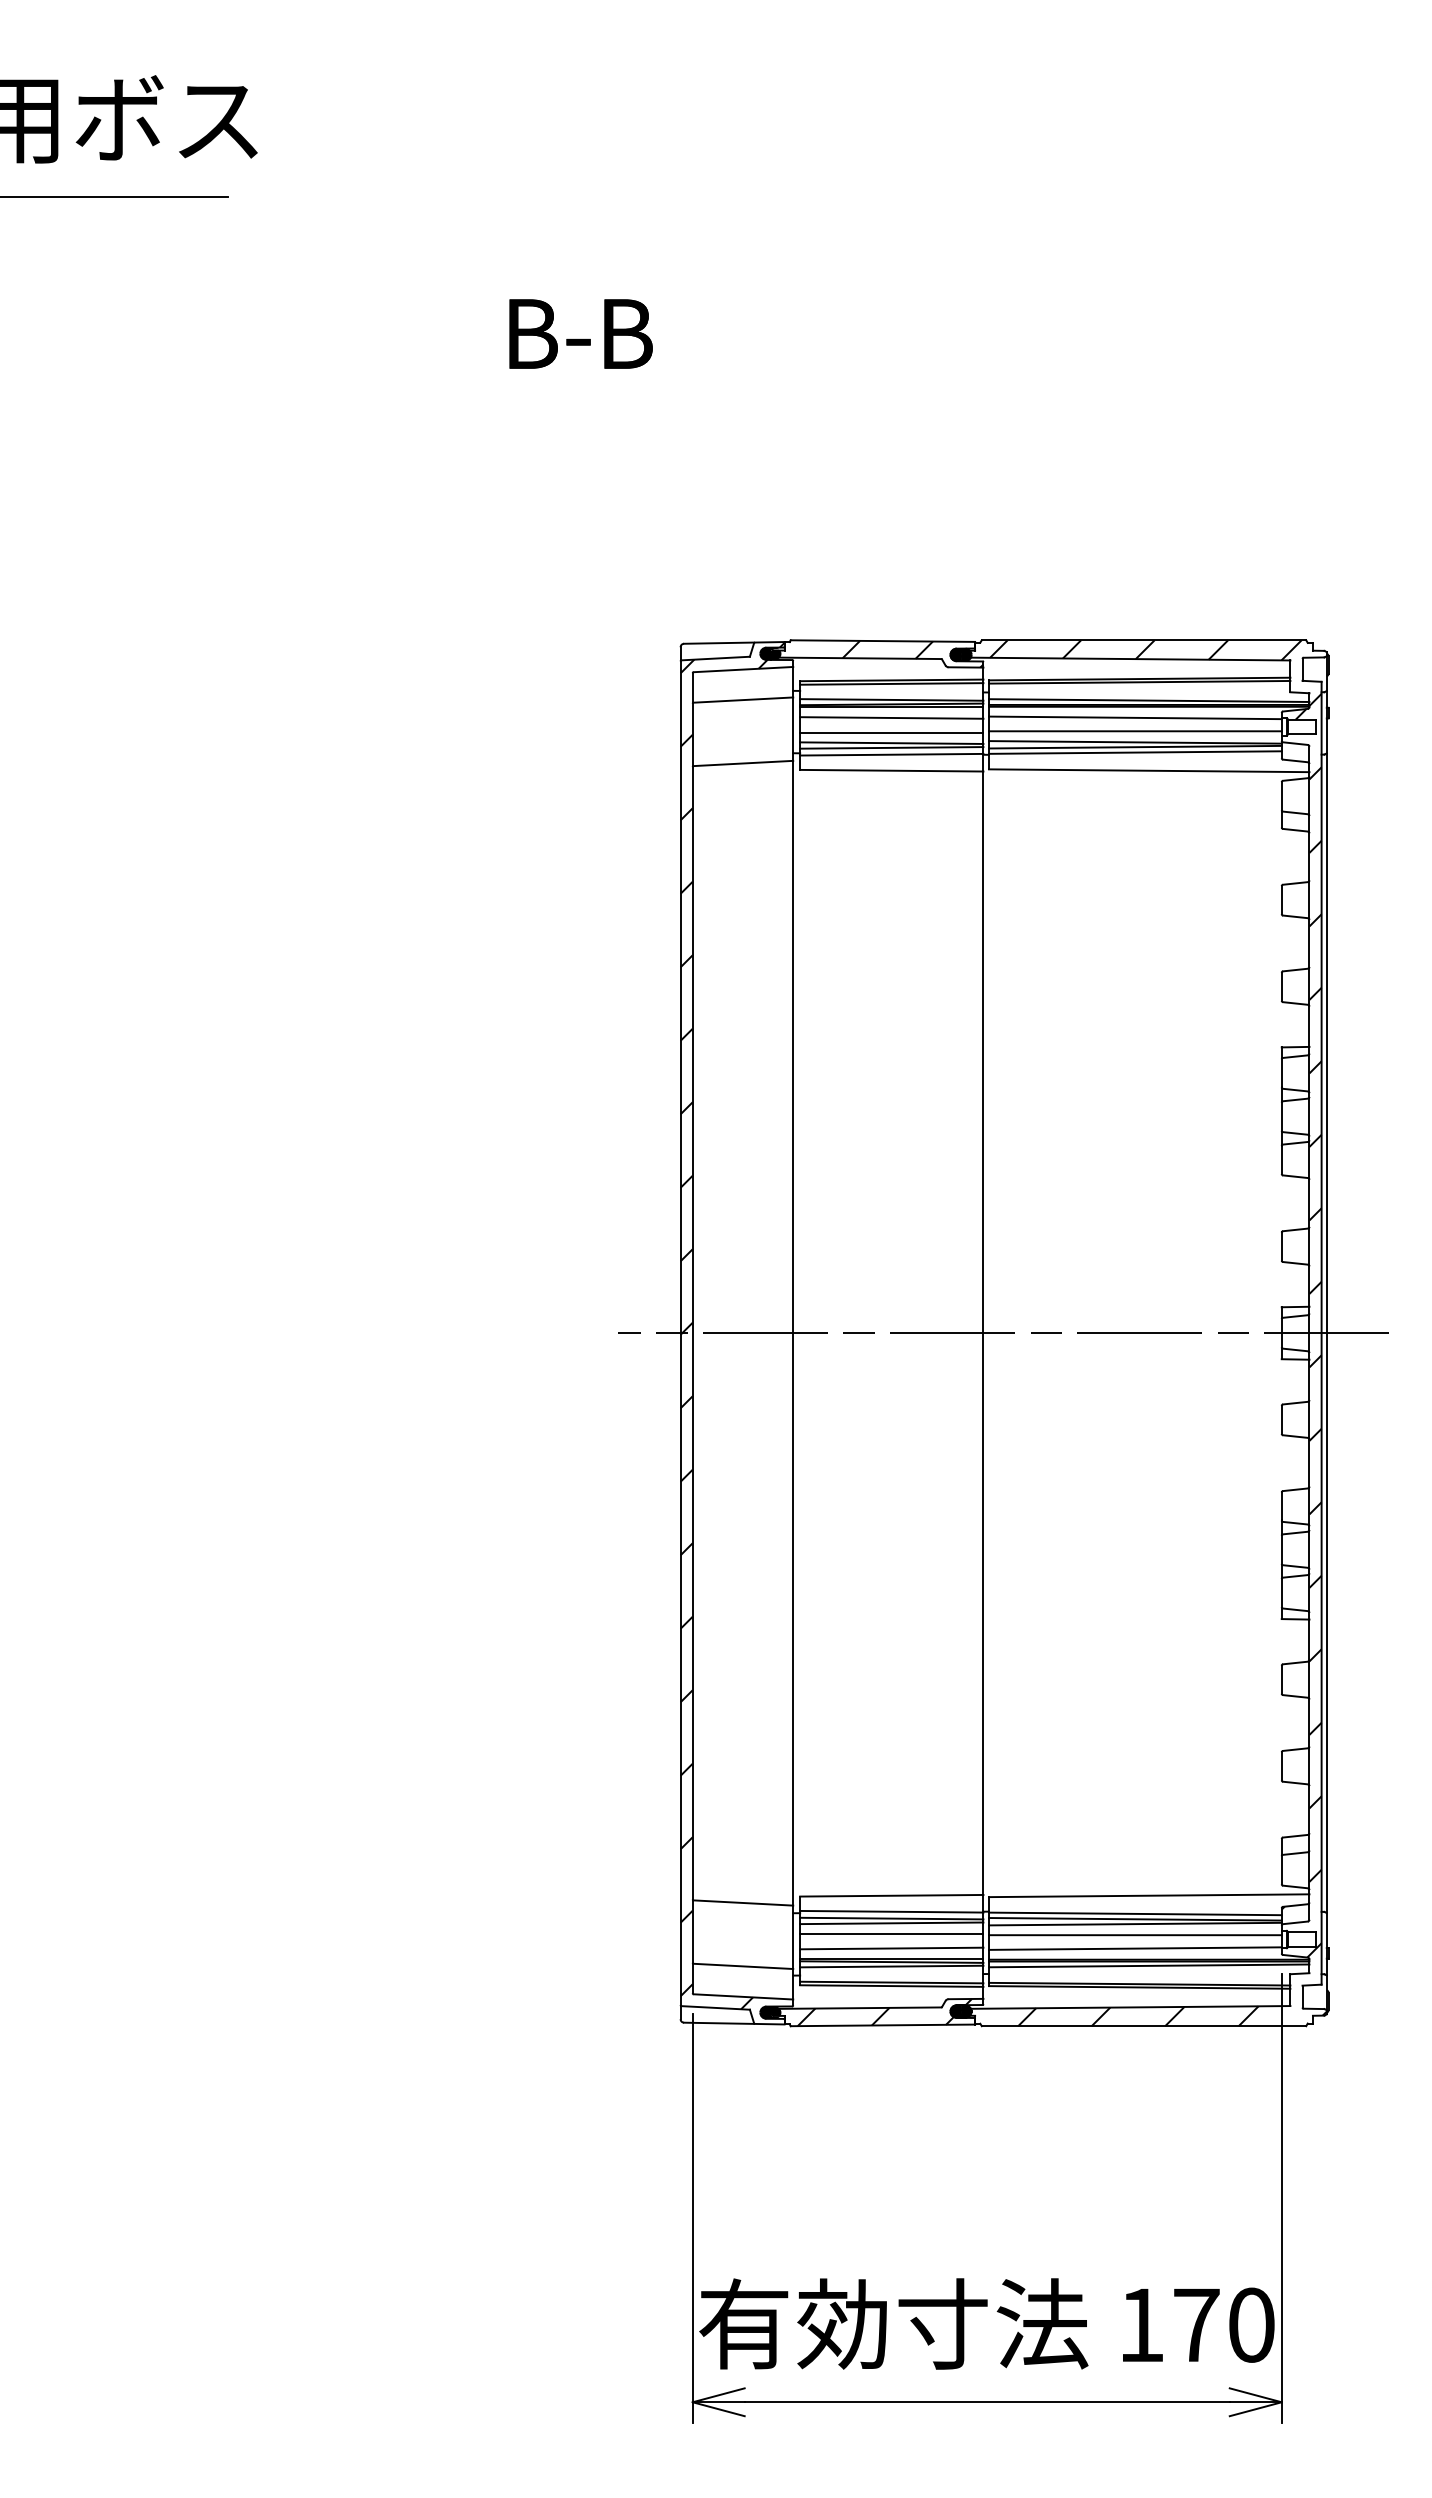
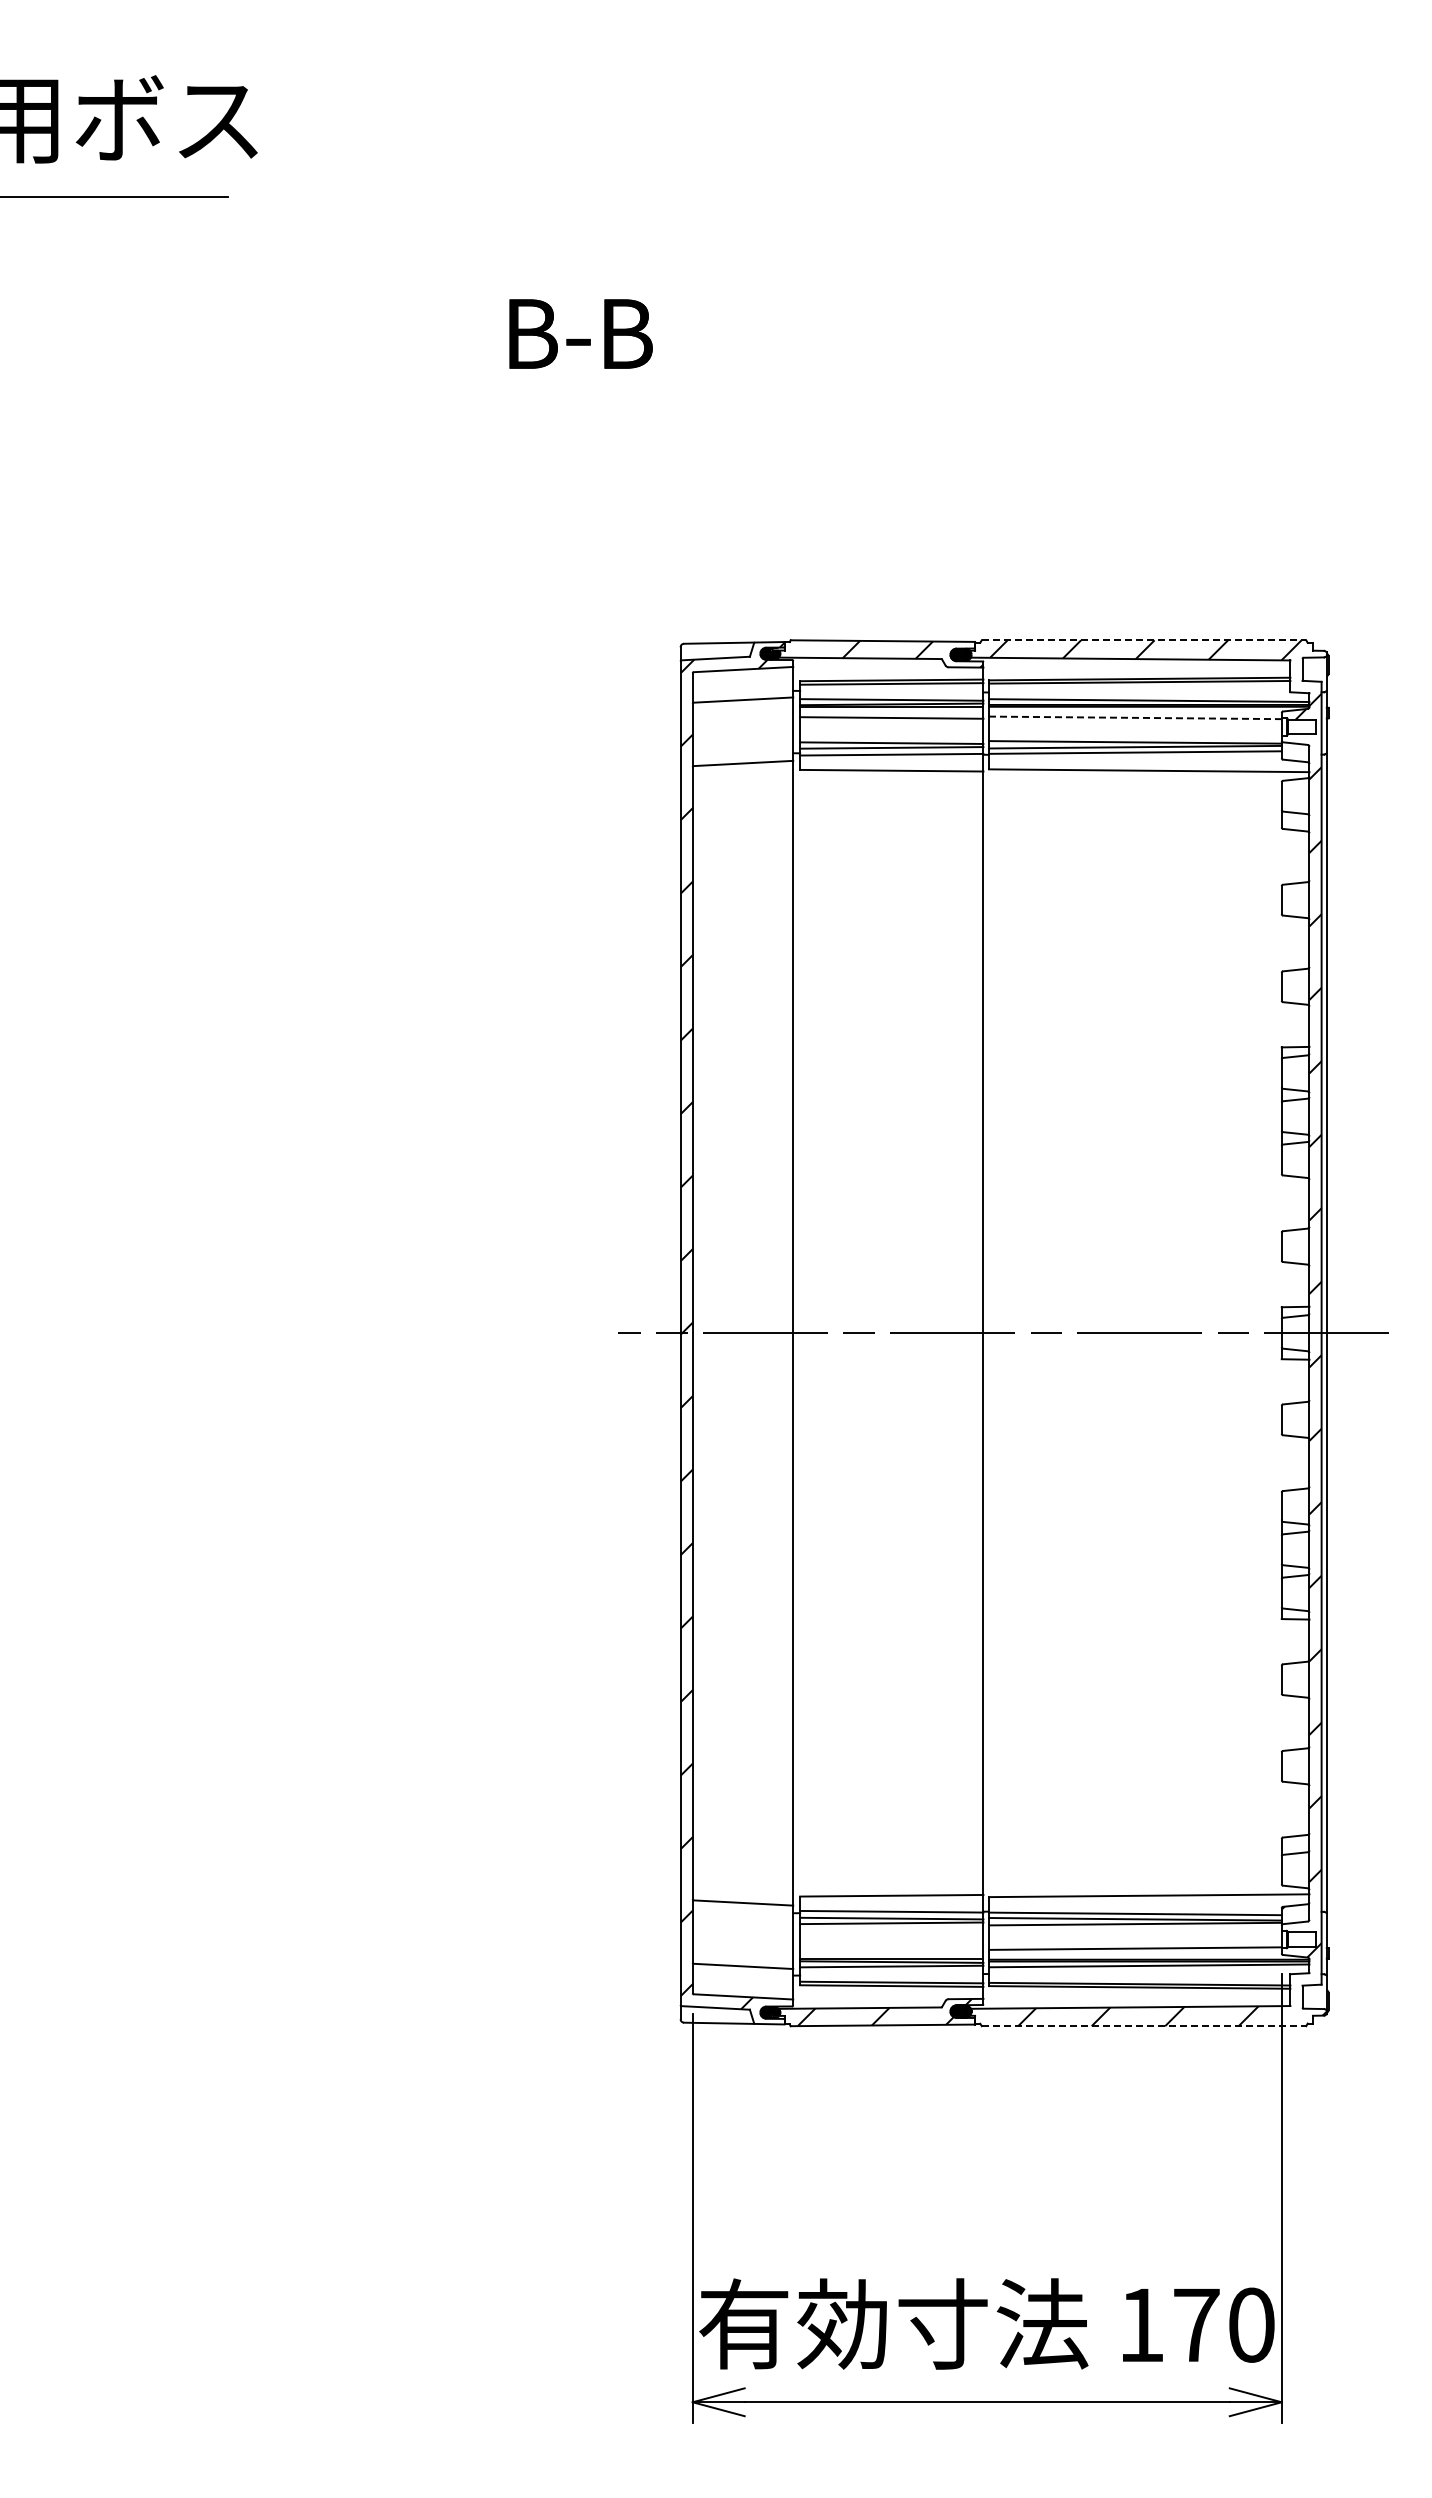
line: solid -> dashed (1144, 640)
line: solid -> dashed (1135, 717)
line: present -> none (1134, 731)
line: present -> none (891, 732)
line: present -> none (891, 1933)
line: present -> none (1134, 1935)
line: present -> none (891, 1948)
line: solid -> dashed (1144, 2026)
